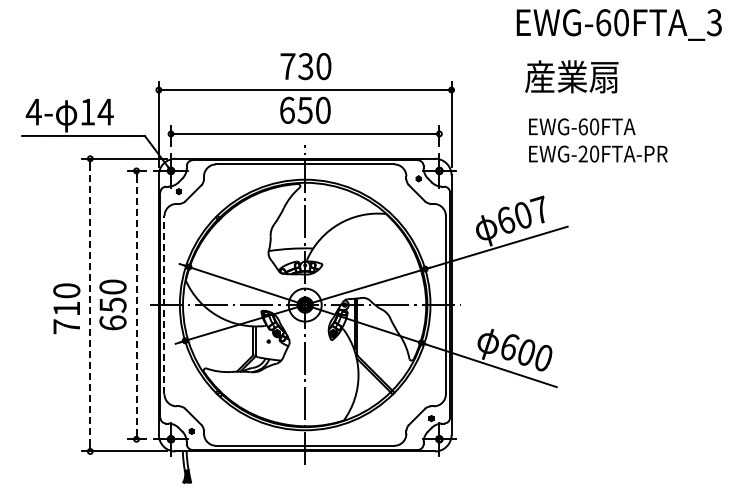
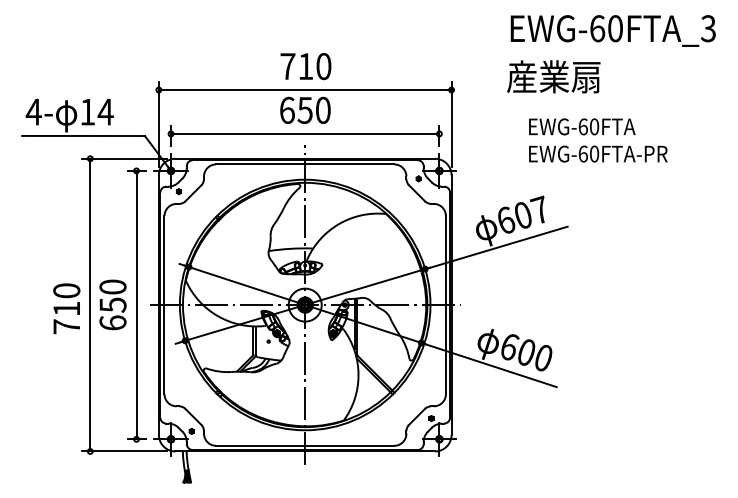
text position: (618, 24) -> (612, 30) (612, 30)
text: 730 -> 710 (305, 66)
text position: (571, 76) -> (553, 76) (553, 76)
text: EWG-20FTA-PR -> EWG-60FTA-PR (582, 153)
line: dashed -> solid (164, 304)
line: dashed -> solid (90, 305)
line: dashed -> solid (136, 305)
